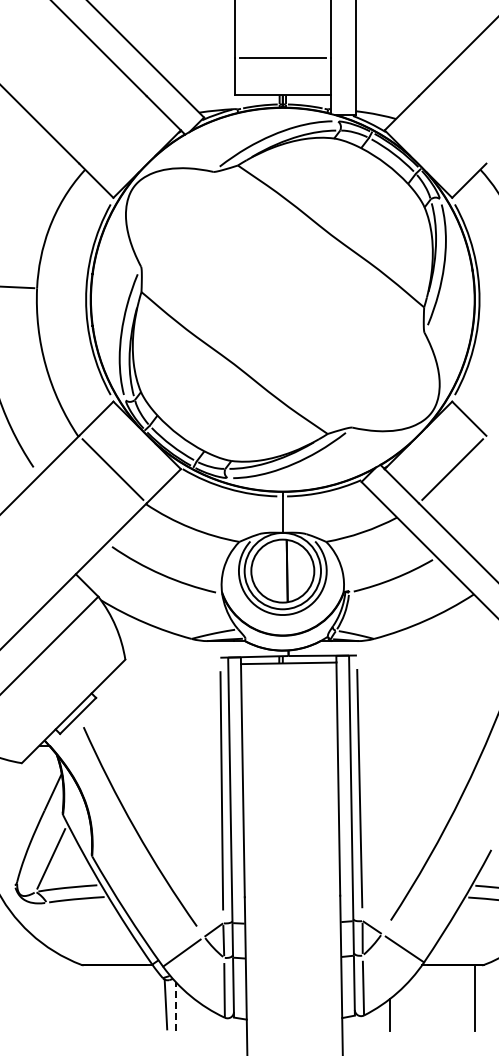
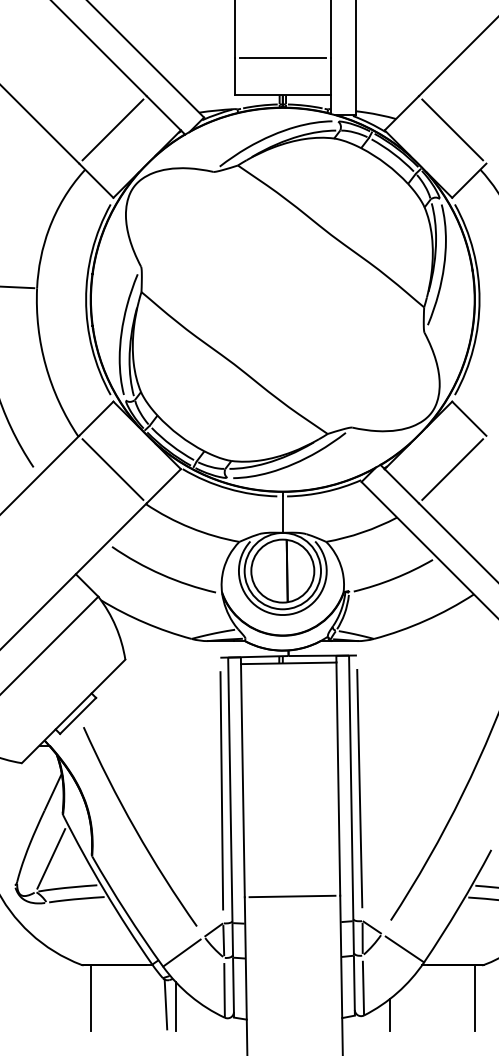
line: none -> present (112, 129)
line: none -> present (452, 129)
line: none -> present (292, 896)
line: none -> present (90, 998)
line: dashed -> solid (175, 1006)
